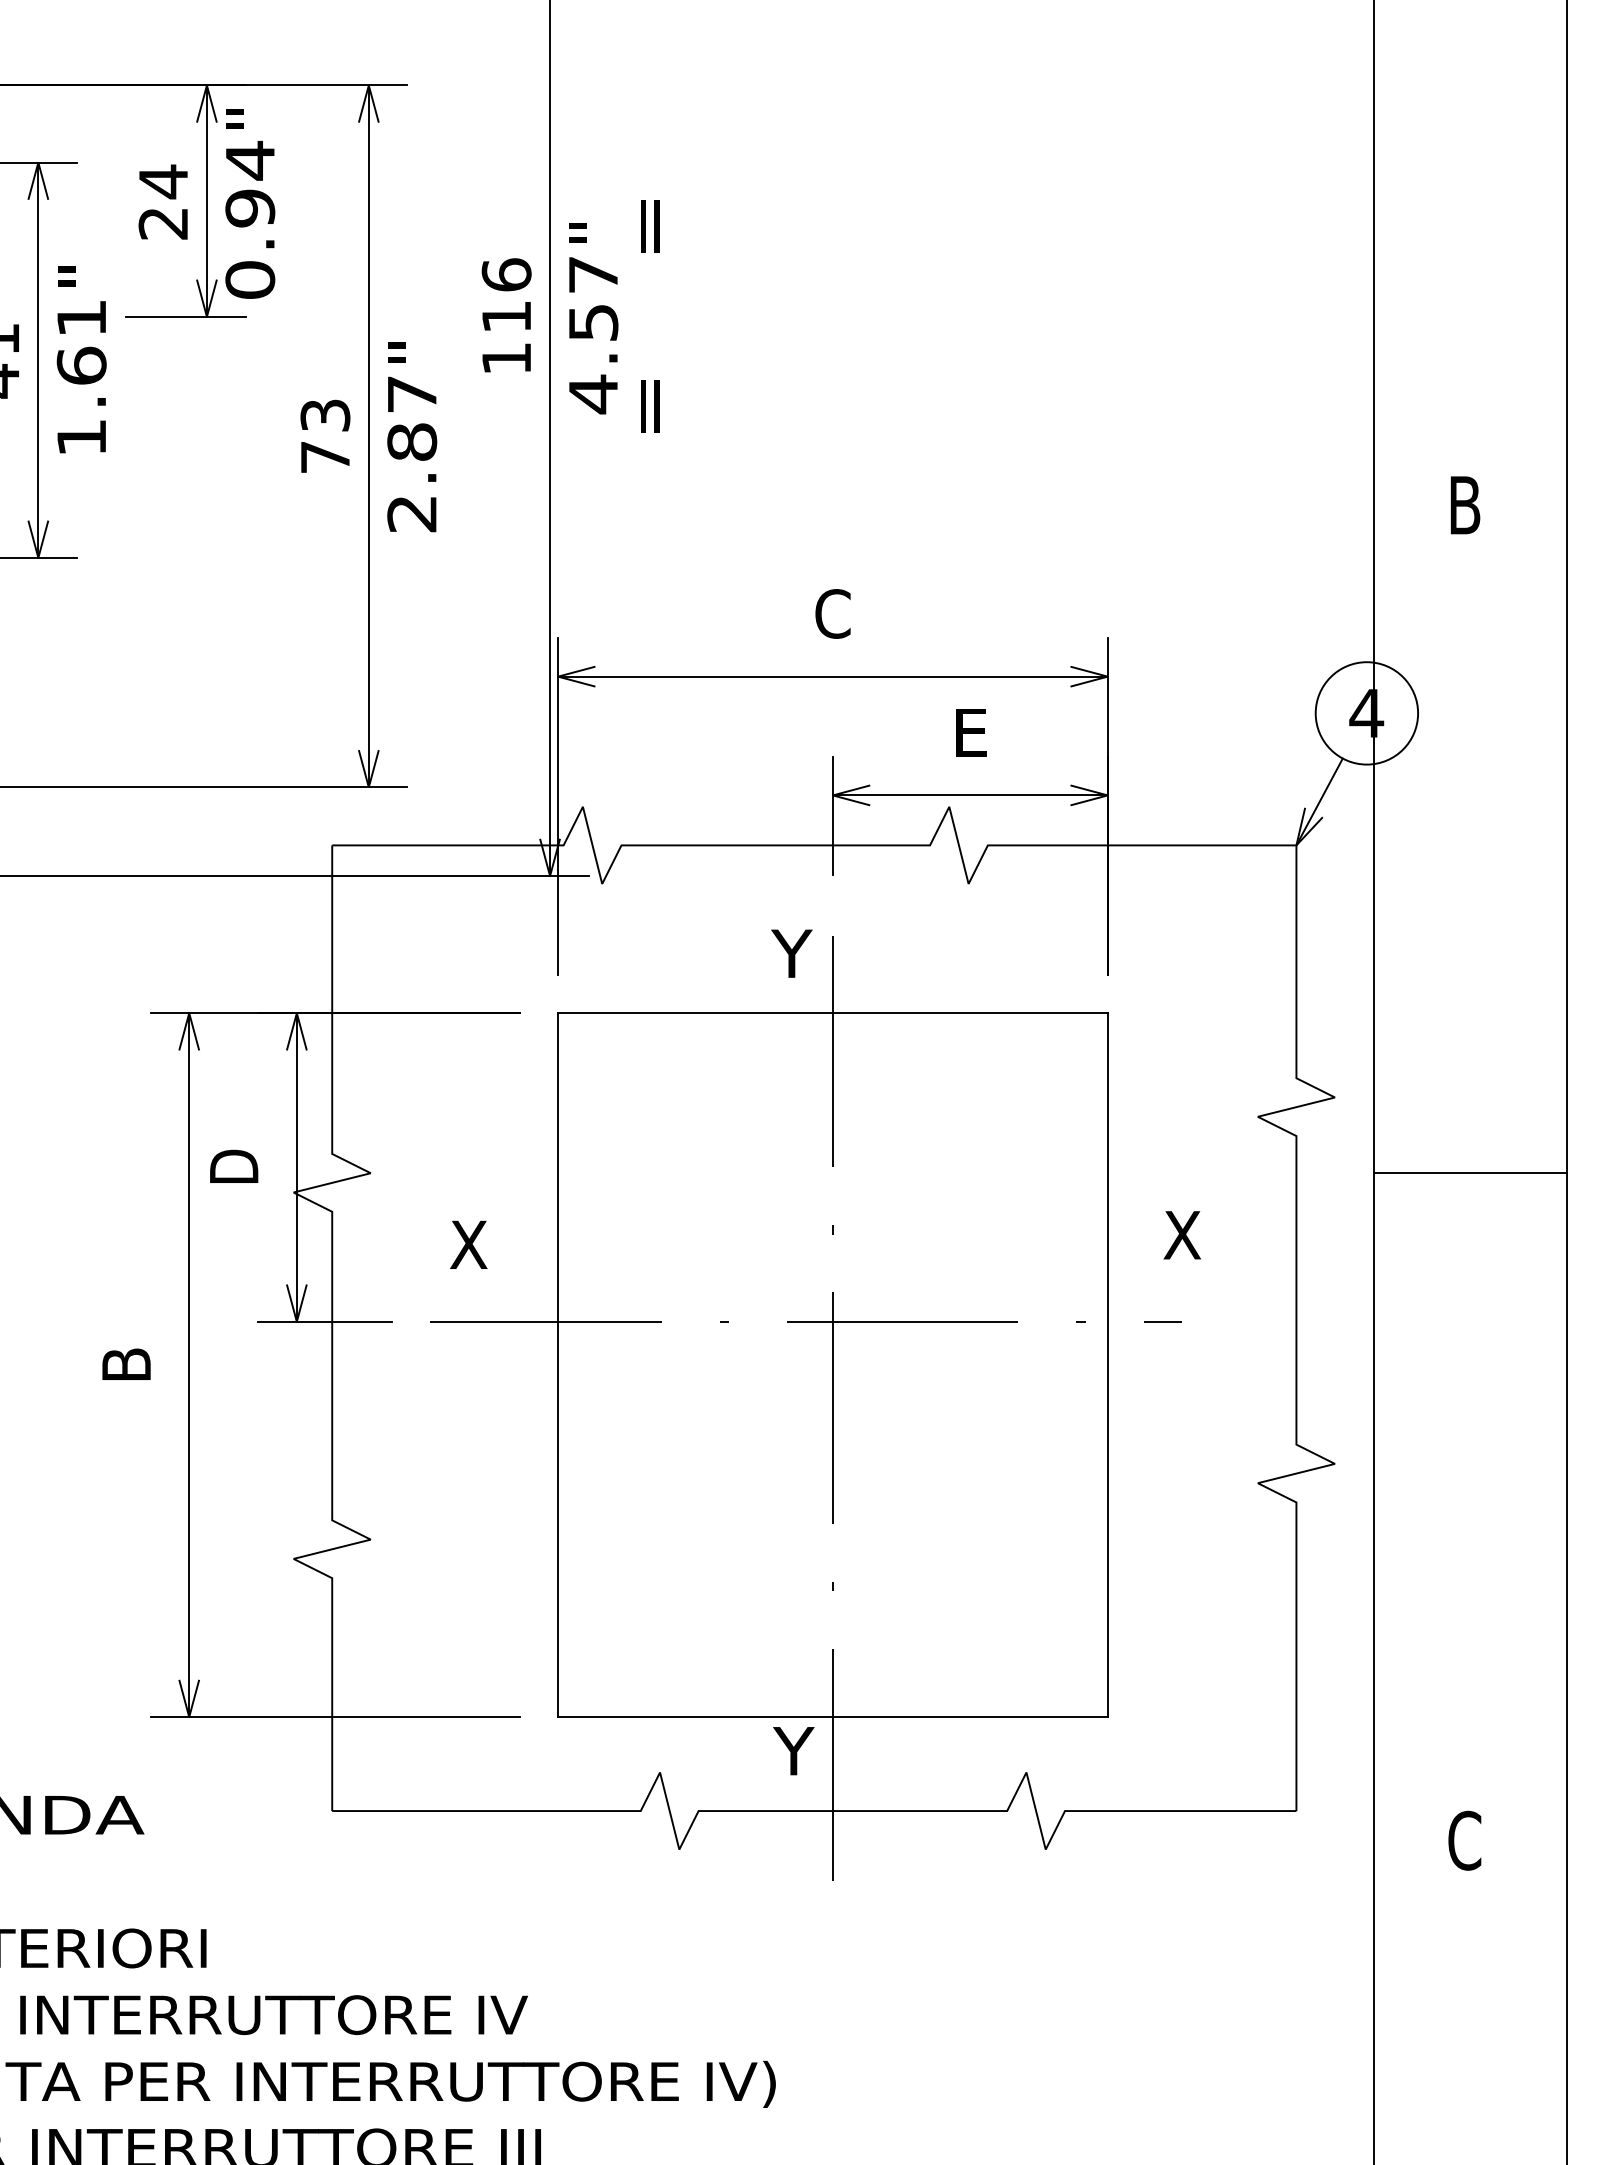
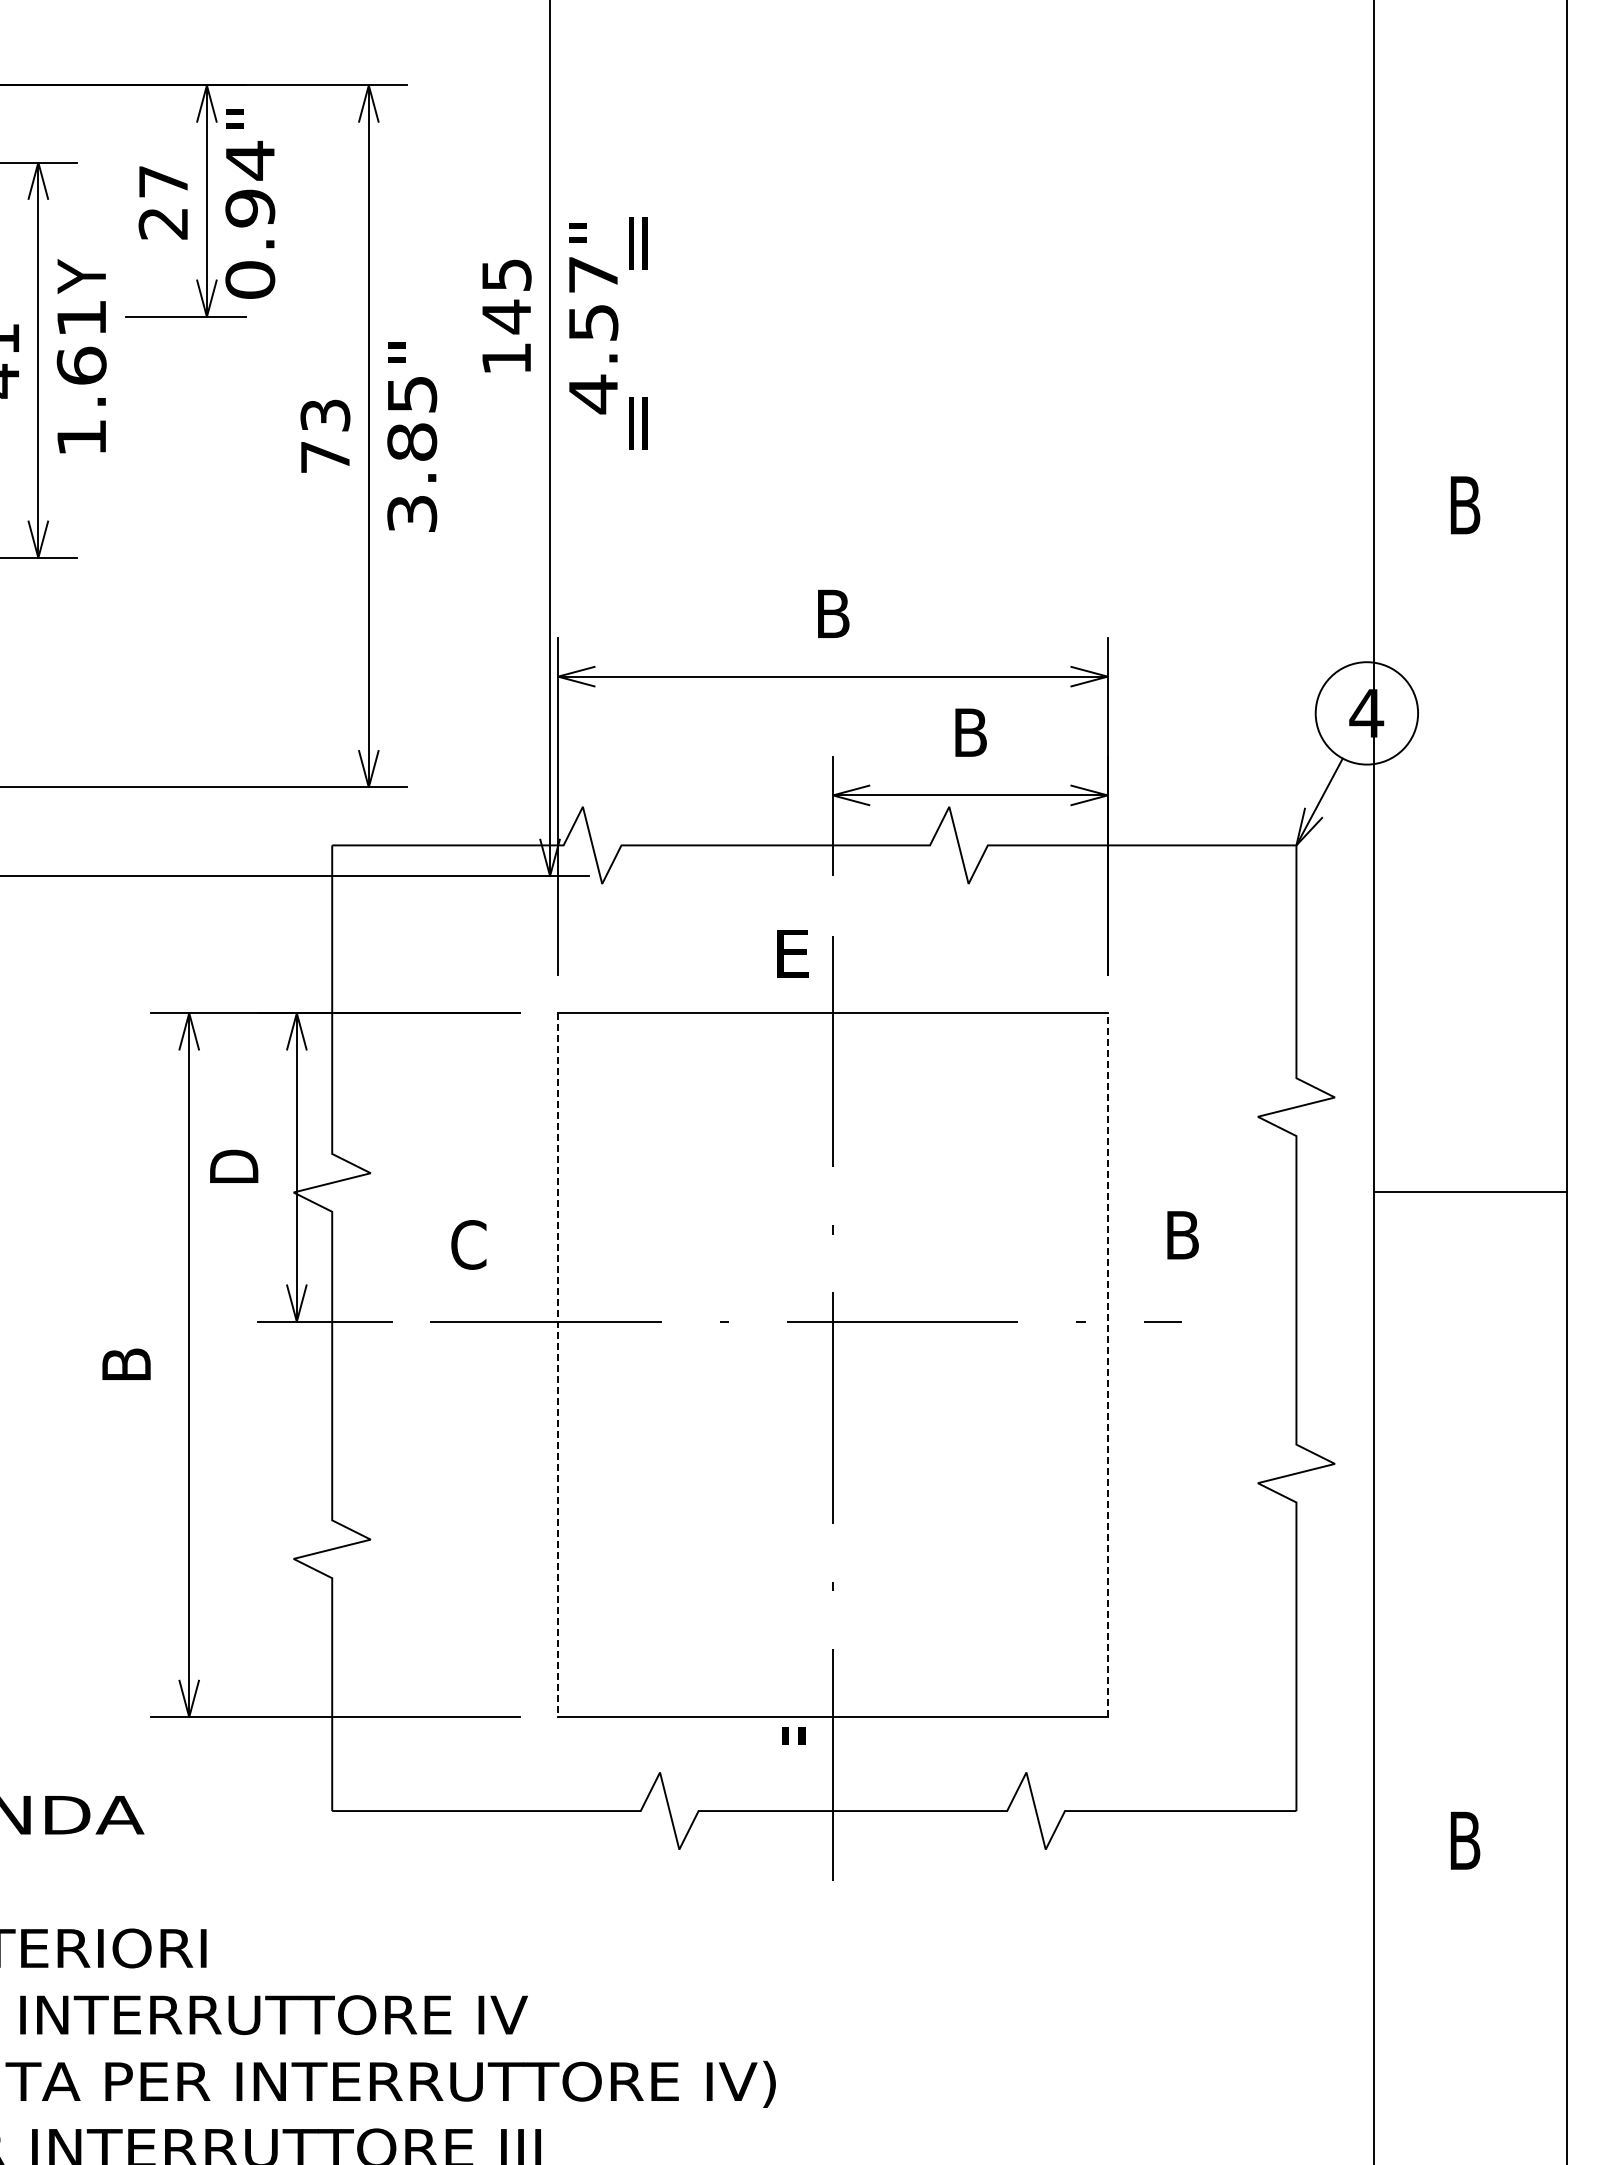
text: 24 -> 27 (163, 181)
text: " -> Y (81, 276)
text: 116 -> 145 (506, 296)
text position: (650, 316) -> (638, 333) (638, 333)
text: 2.87 -> 3.85 (412, 454)
text: C -> B (832, 613)
text: E -> B (970, 732)
text: Y -> E (791, 953)
line position: (1469, 1173) -> (1469, 1192) (1469, 1192)
text: X -> B (1182, 1235)
text: X -> C (468, 1244)
line: solid -> dashed (558, 1365)
line: solid -> dashed (1107, 1365)
text: Y -> " (793, 1751)
text: C -> B (1464, 1840)
